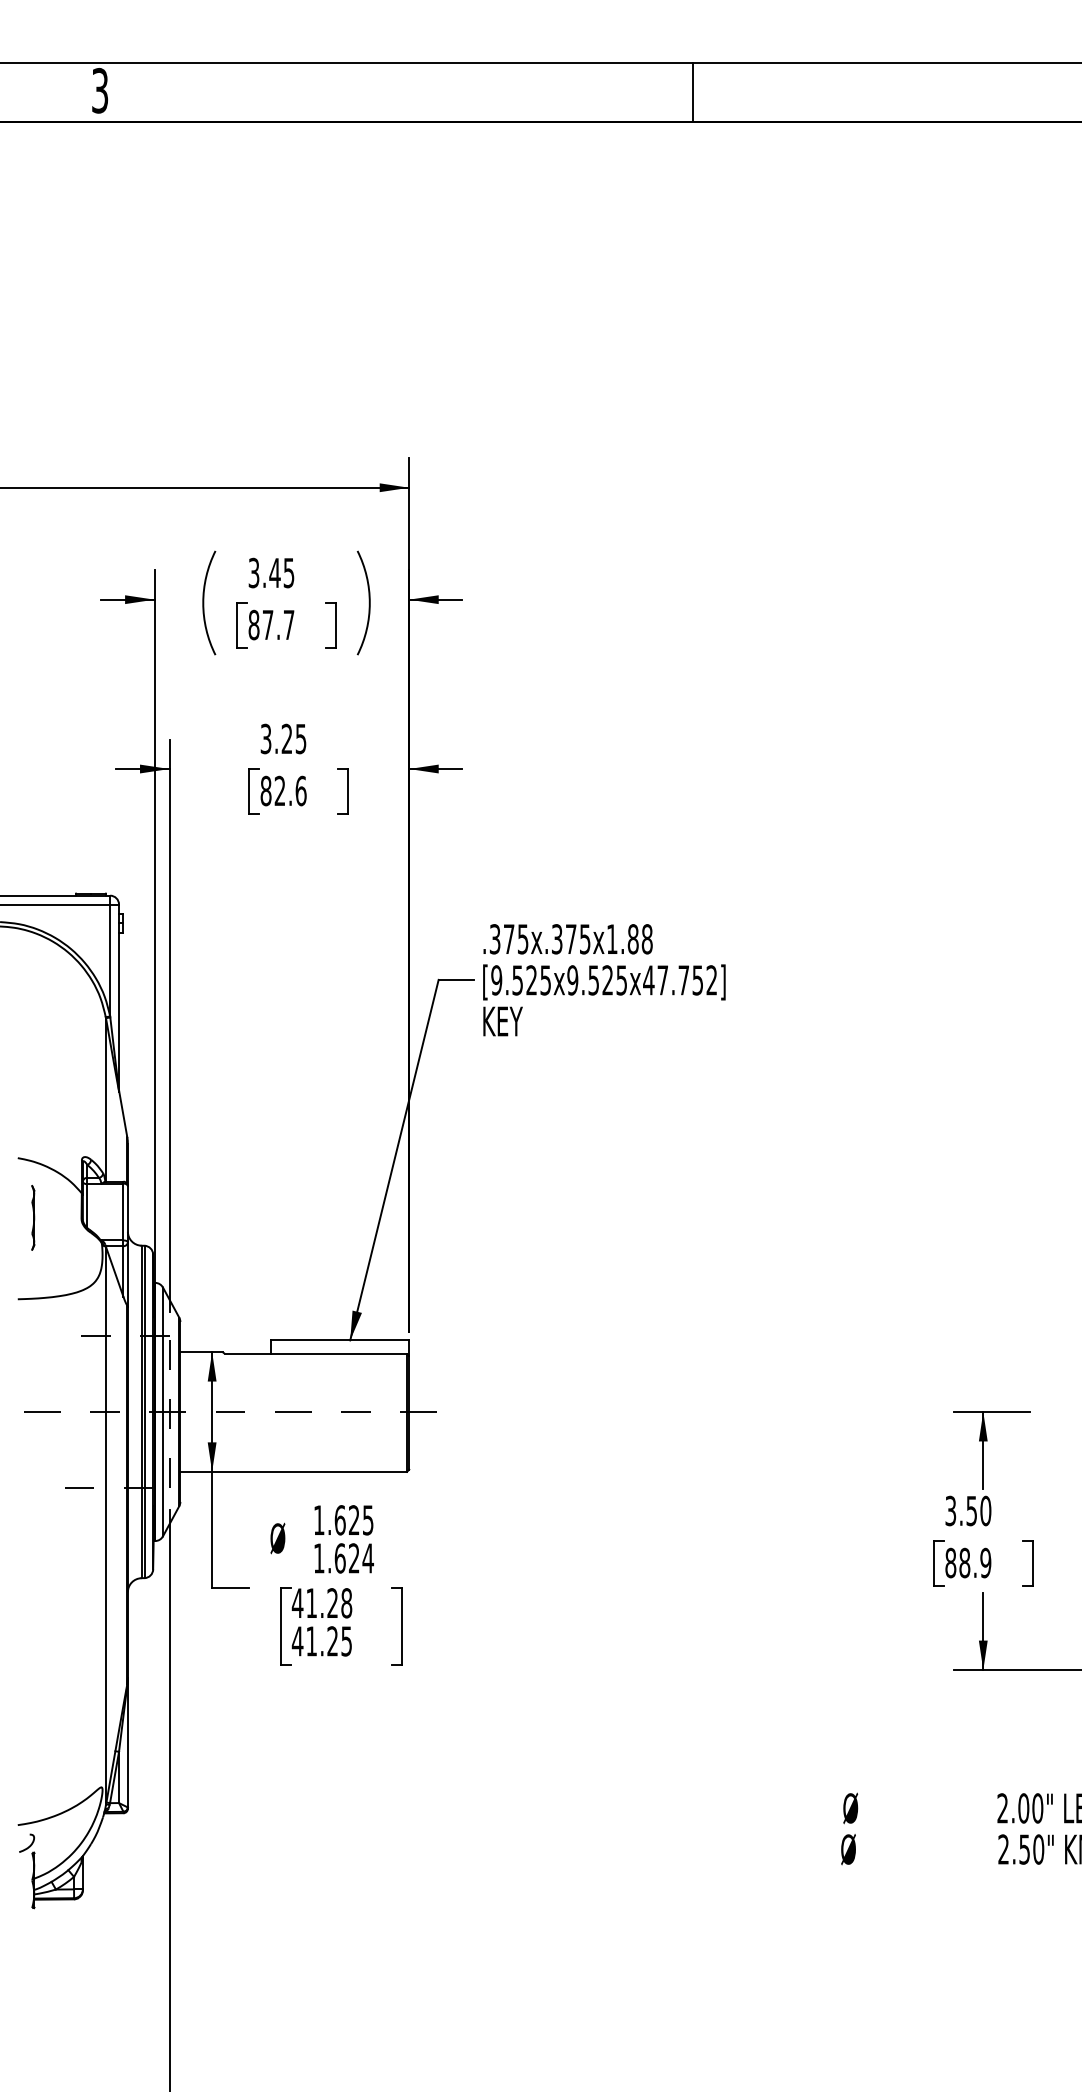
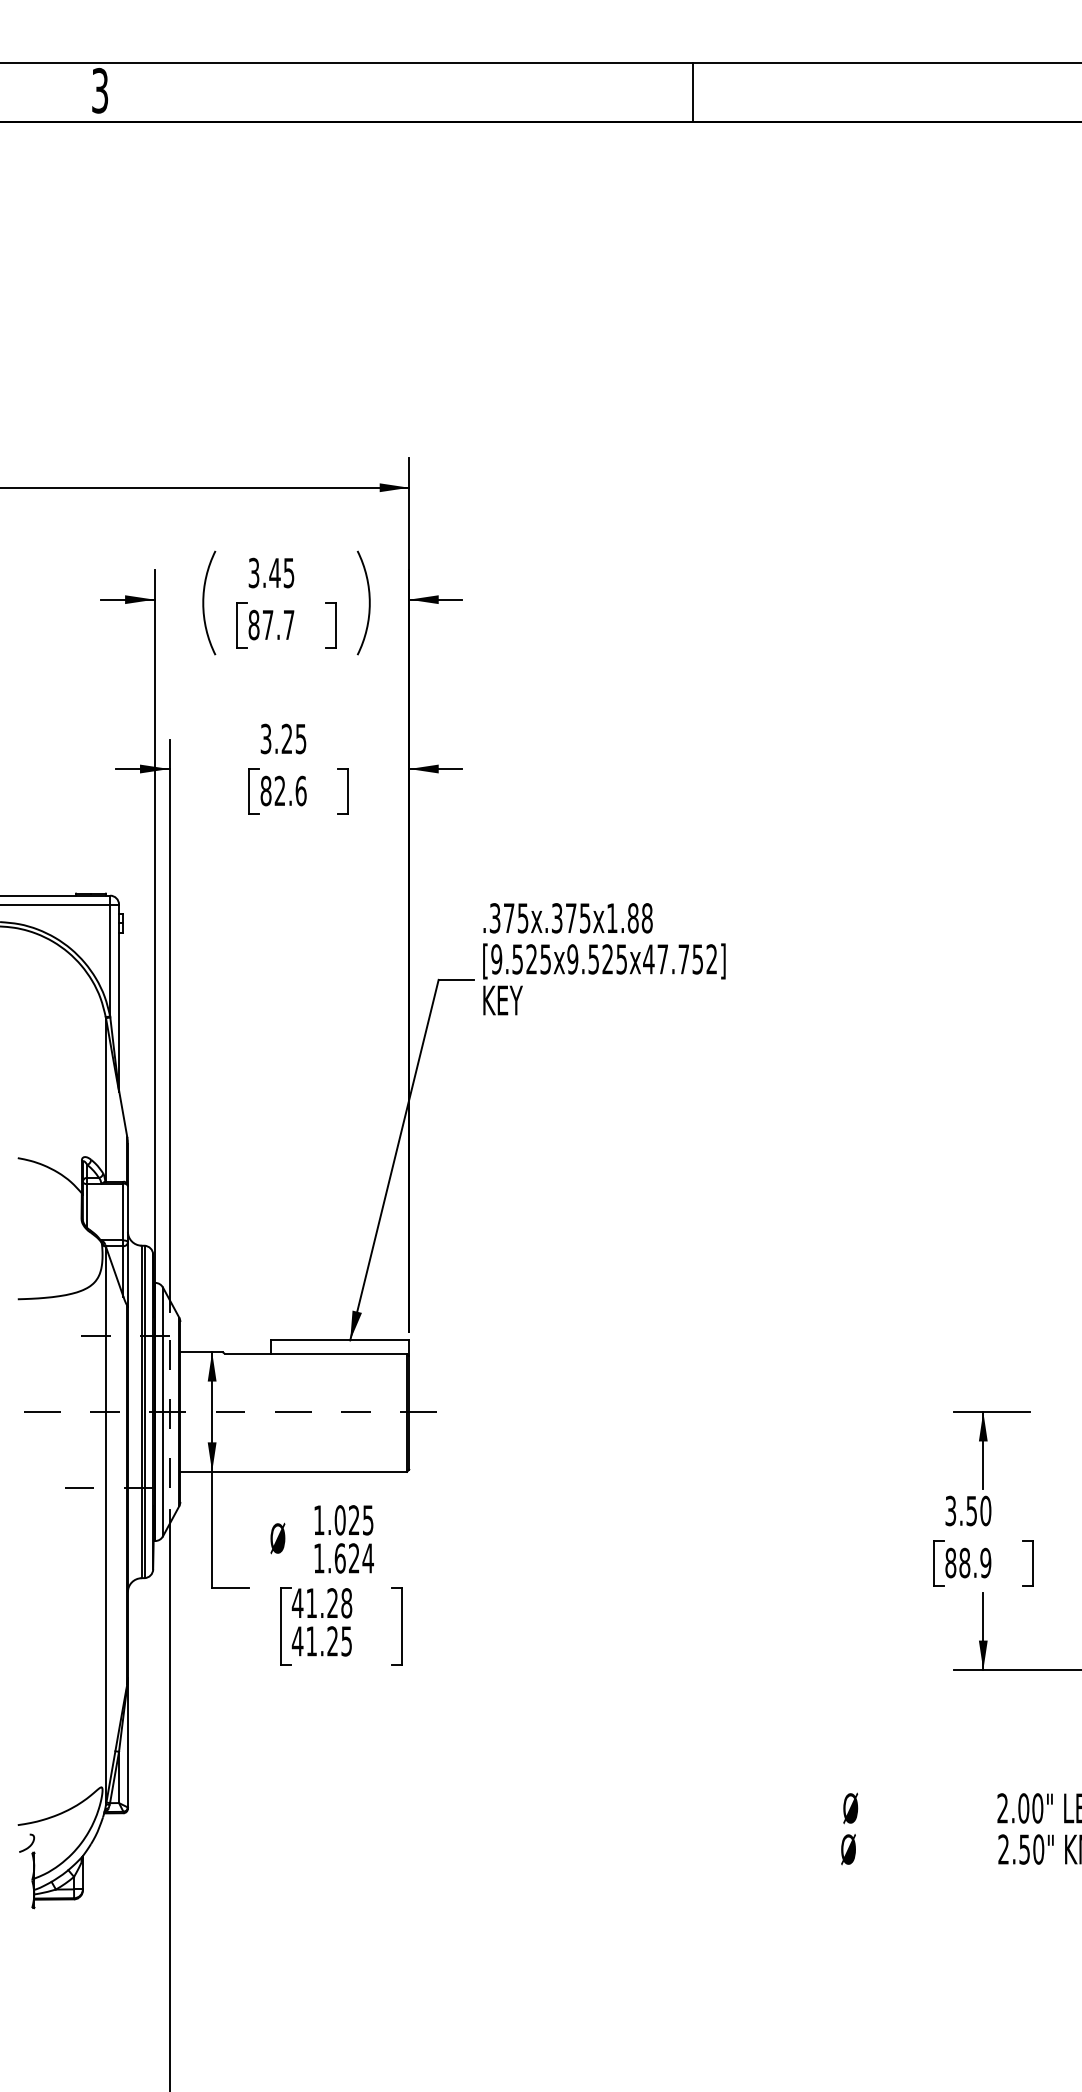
text position: (604, 980) -> (604, 959) (604, 959)
part: present -> none (33, 1217)
text: 1.625 -> 1.025 (339, 1520)
